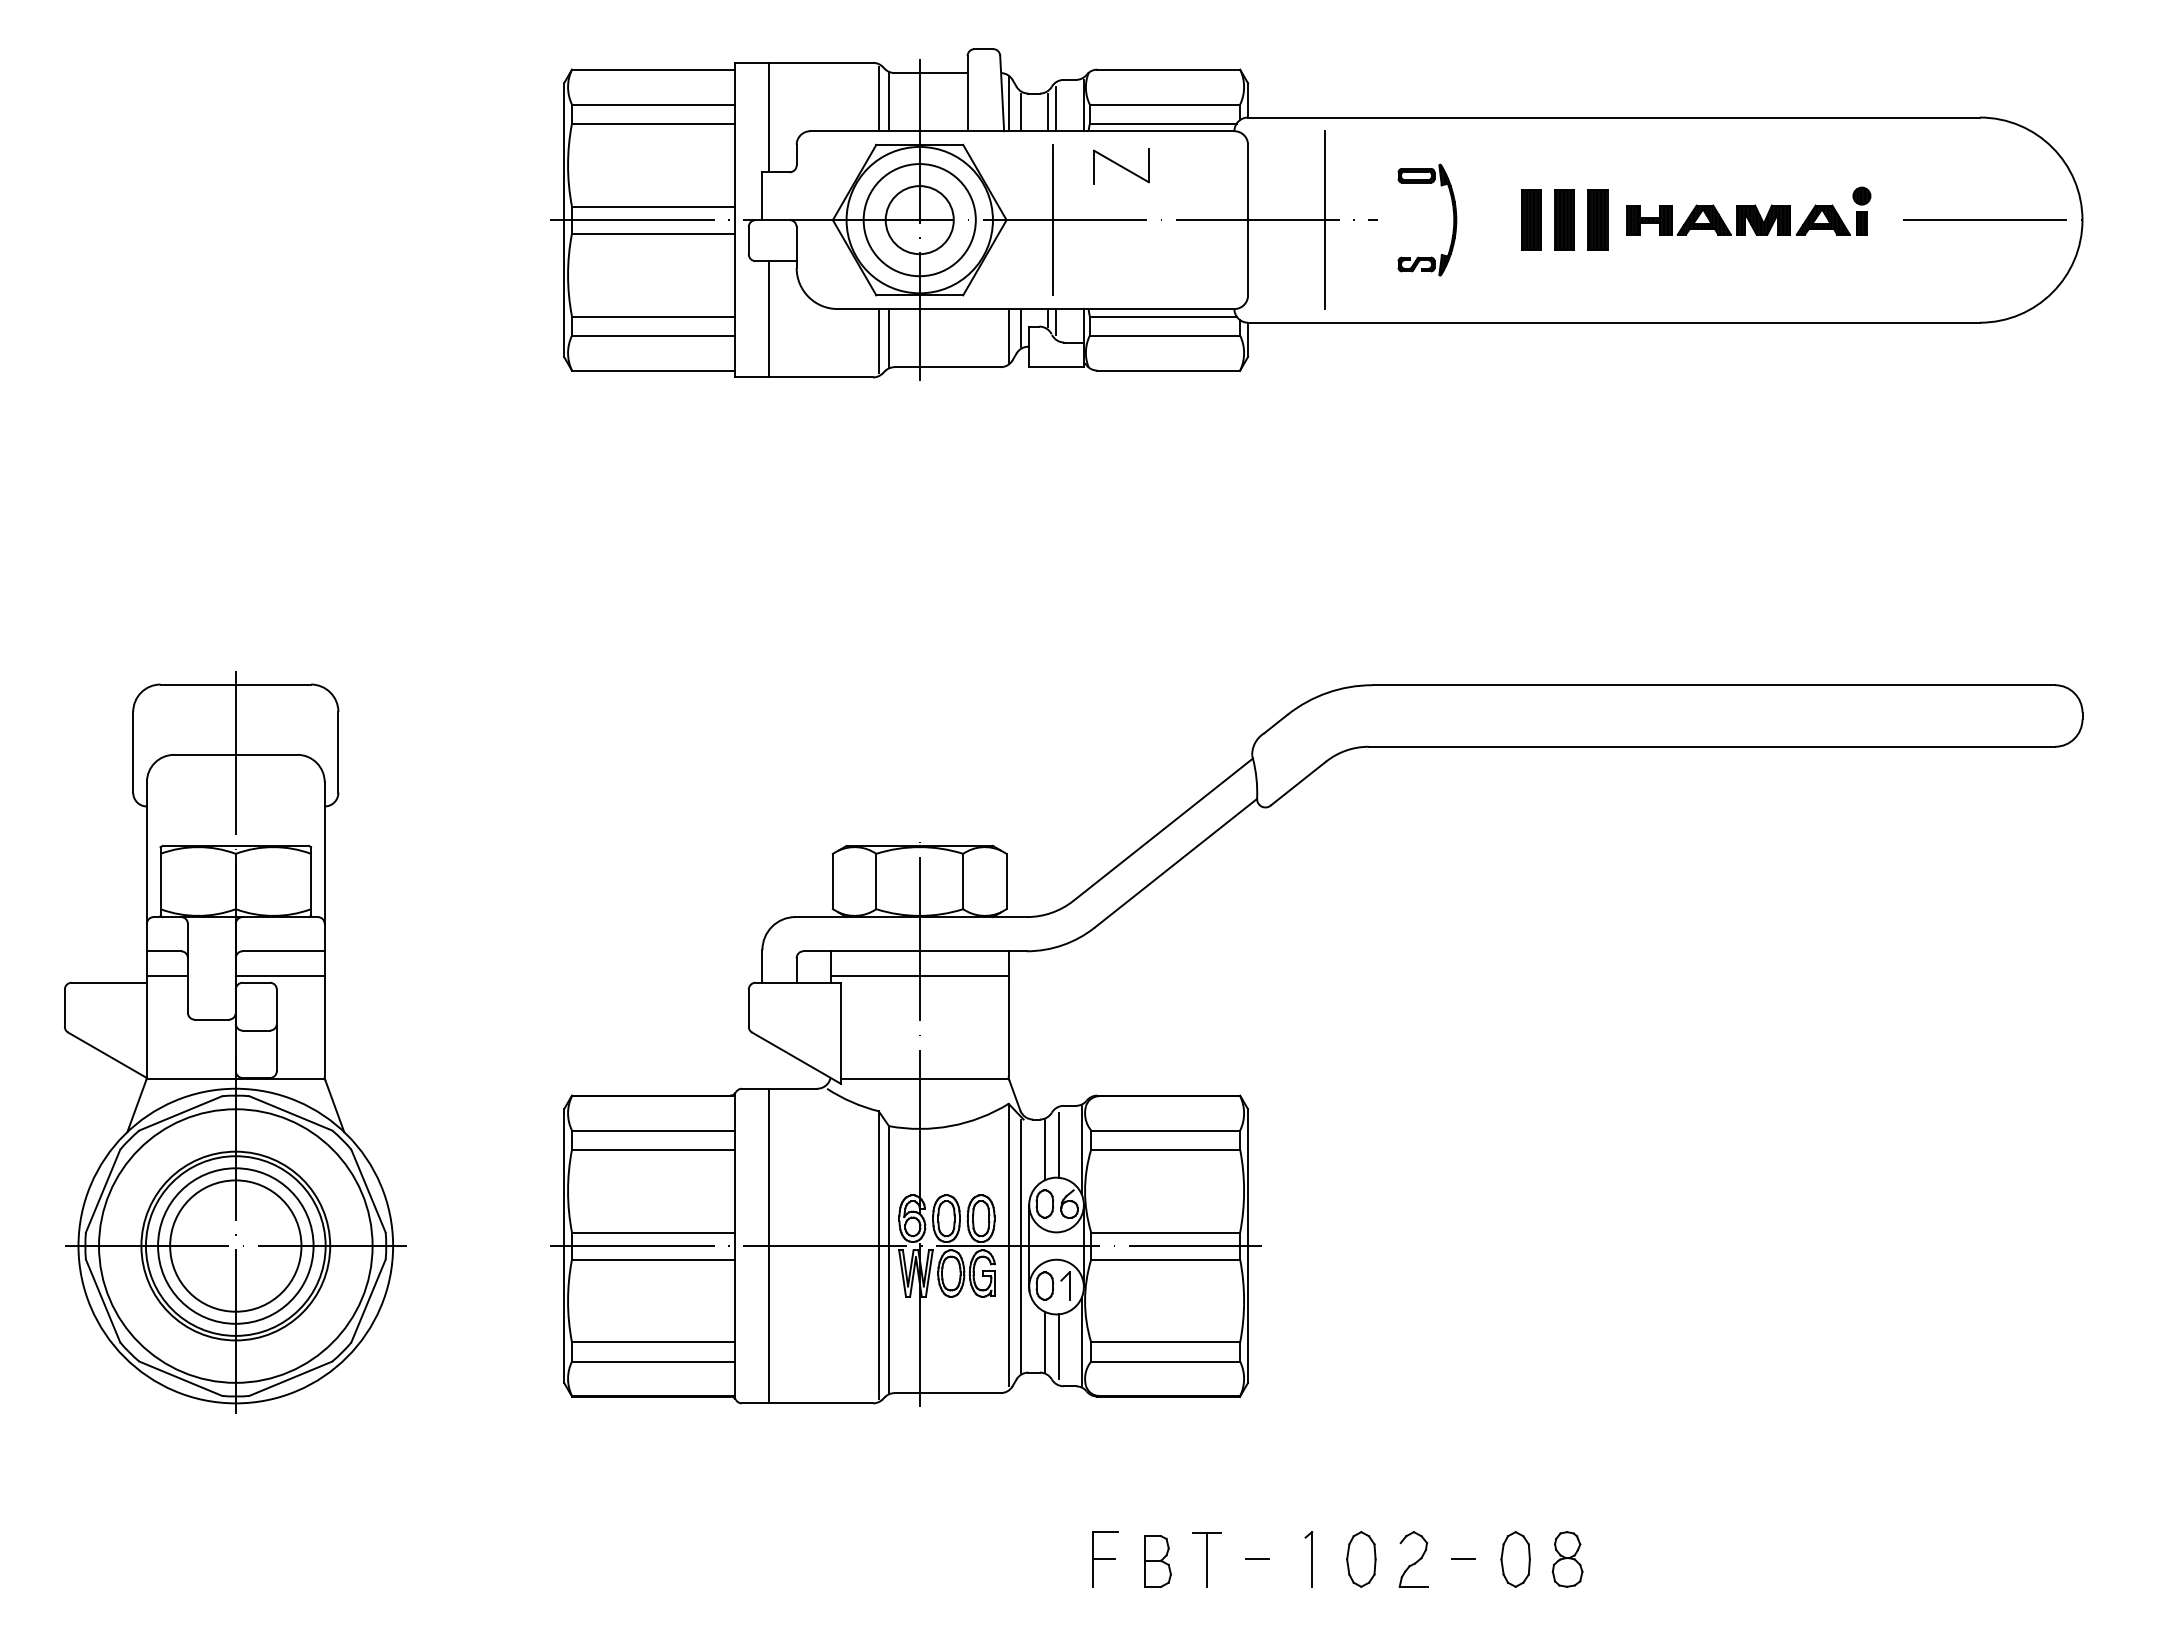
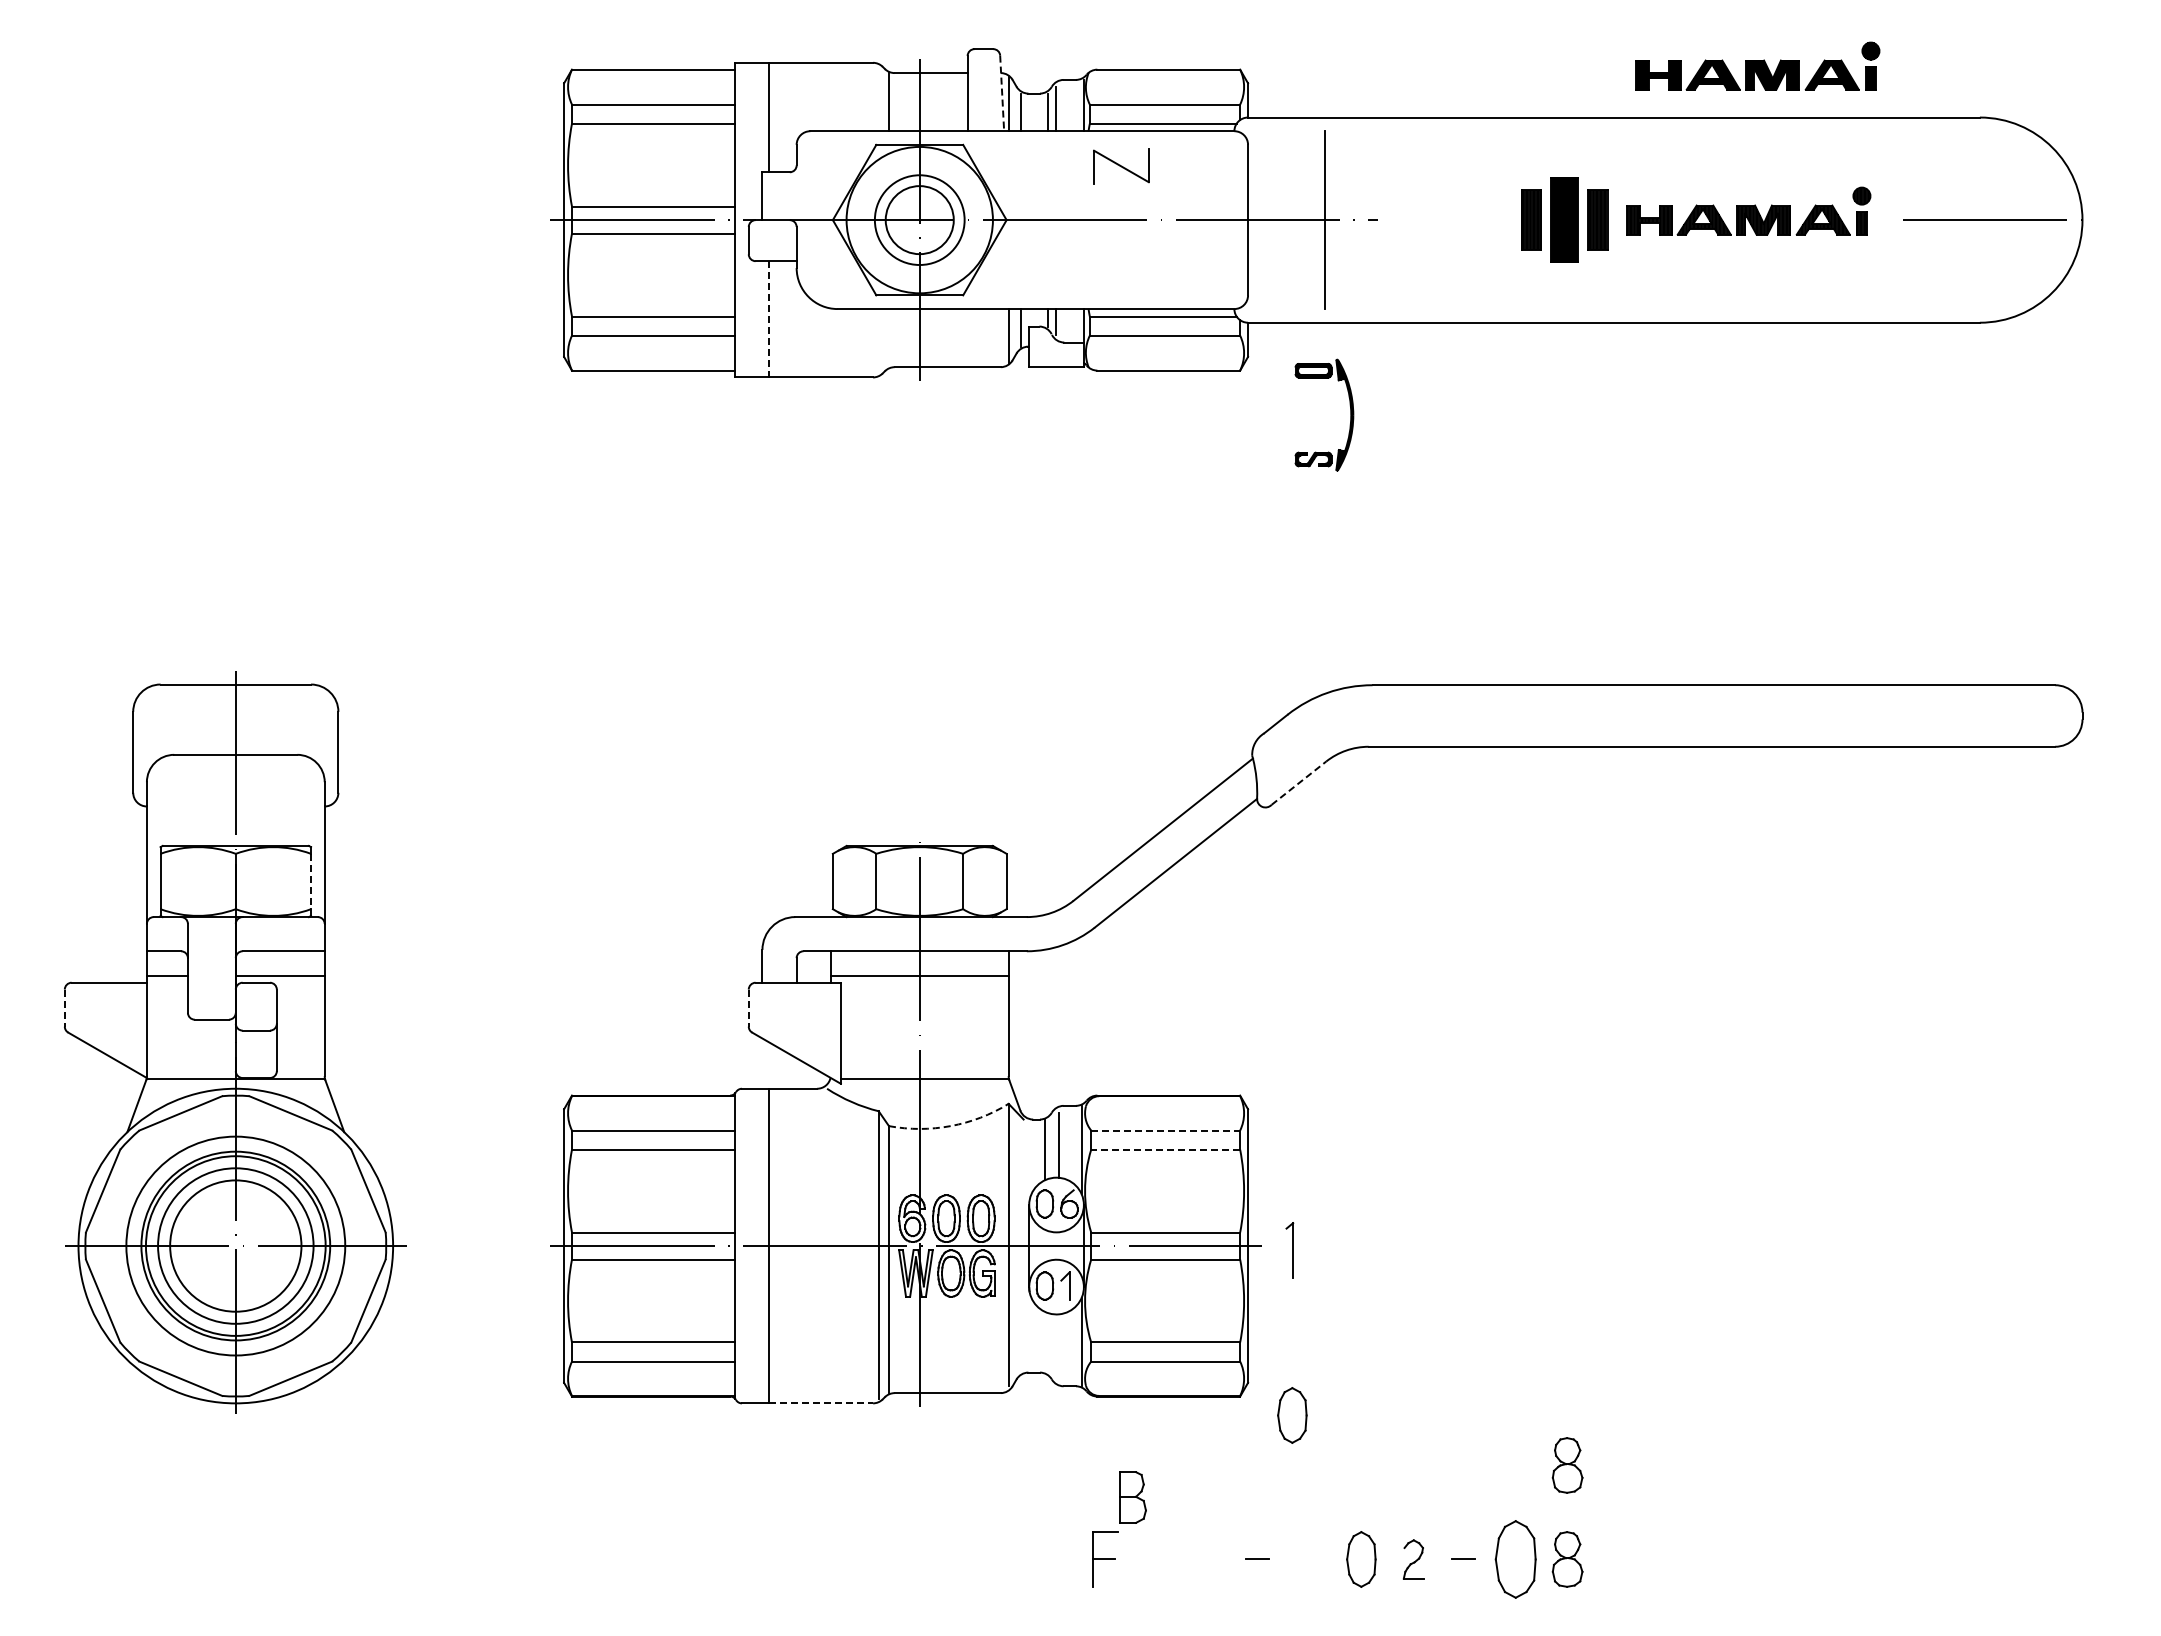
part: none -> present (1757, 65)
line: solid -> dashed (1002, 93)
line: present -> none (878, 98)
line: present -> none (1053, 219)
part position: (1453, 219) -> (1350, 414) (1350, 414)
part size: 21x62 px -> 29x86 px (1564, 219)
circle diameter: 112 px -> 90 px (919, 220)
line: solid -> dashed (769, 319)
line: present -> none (888, 338)
line: present -> none (878, 341)
line: solid -> dashed (1298, 783)
line: solid -> dashed (311, 881)
line: solid -> dashed (64, 1008)
line: solid -> dashed (748, 1008)
arc: solid -> dashed (950, 1126)
line: solid -> dashed (1166, 1130)
line: solid -> dashed (1165, 1149)
circle diameter: 274 px -> 219 px (235, 1245)
line: present -> none (1020, 1245)
line: present -> none (1044, 1341)
line: present -> none (1058, 1346)
line: solid -> dashed (821, 1403)
part: none -> present (1292, 1415)
part: none -> present (1567, 1465)
part: present -> none (1206, 1559)
part position: (1308, 1559) -> (1289, 1250) (1289, 1250)
part size: 31x57 px -> 22x41 px (1413, 1559)
part size: 31x57 px -> 43x79 px (1515, 1559)
part position: (1157, 1561) -> (1132, 1497) (1132, 1497)
